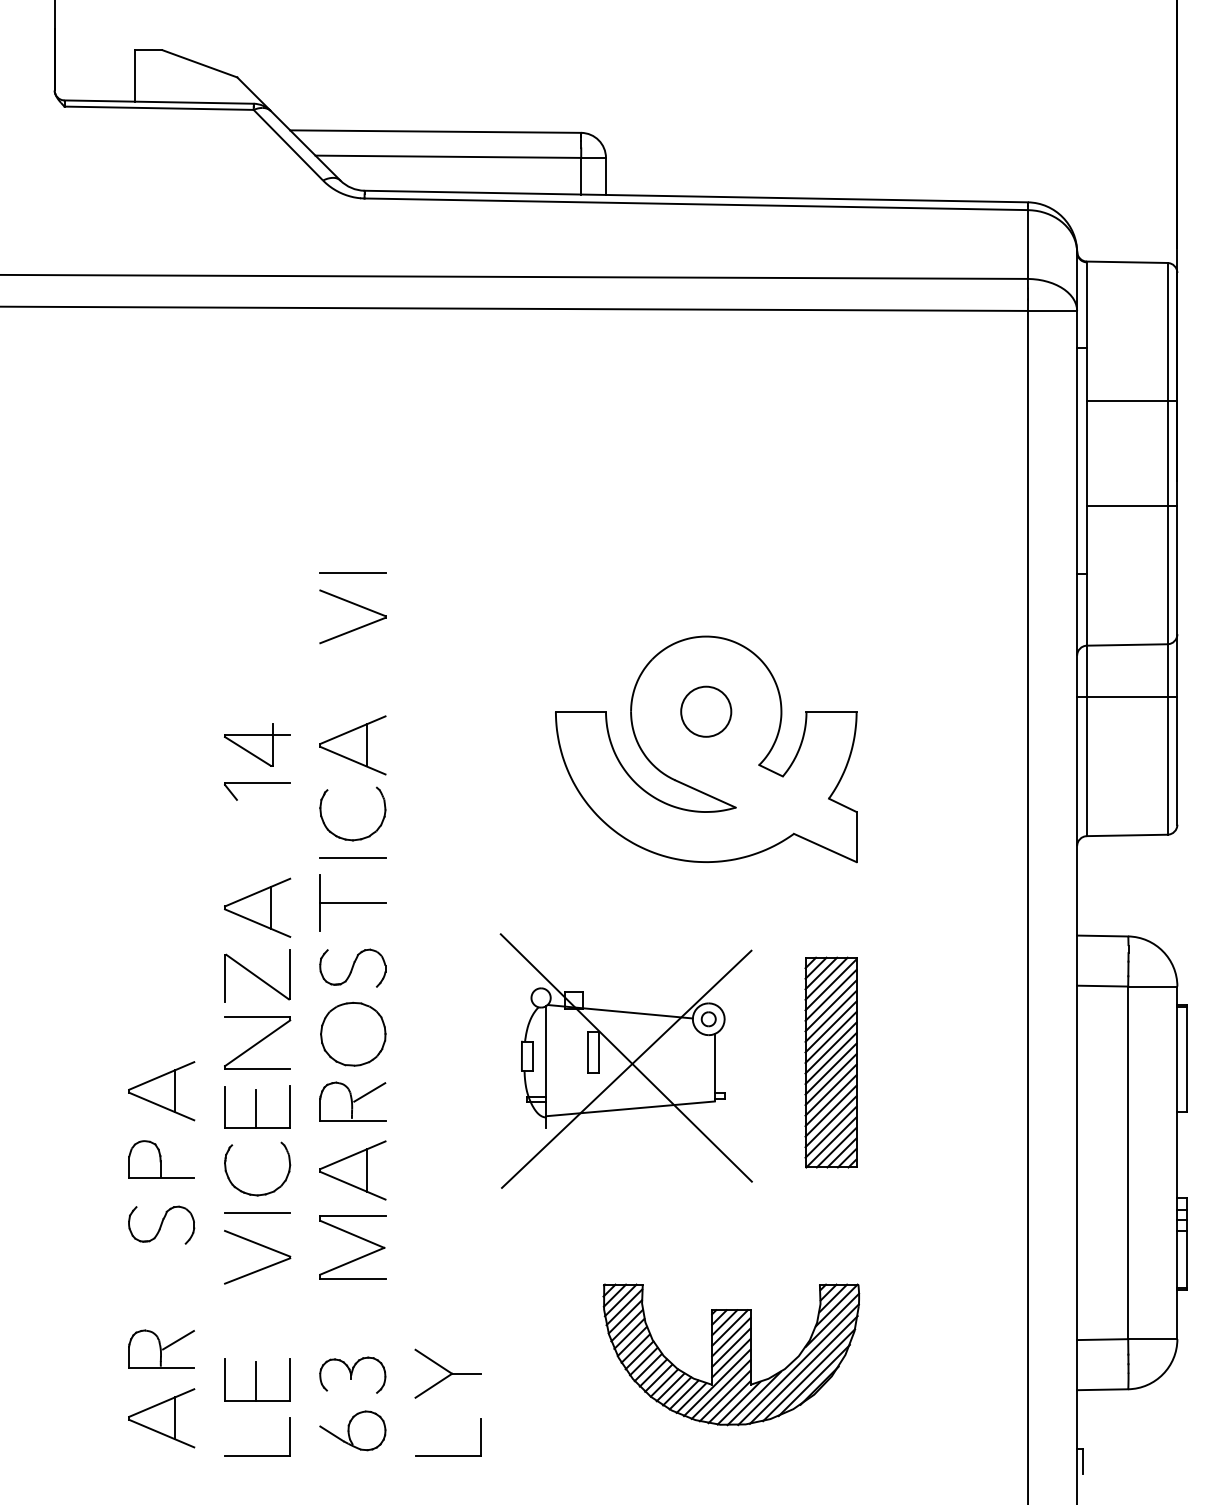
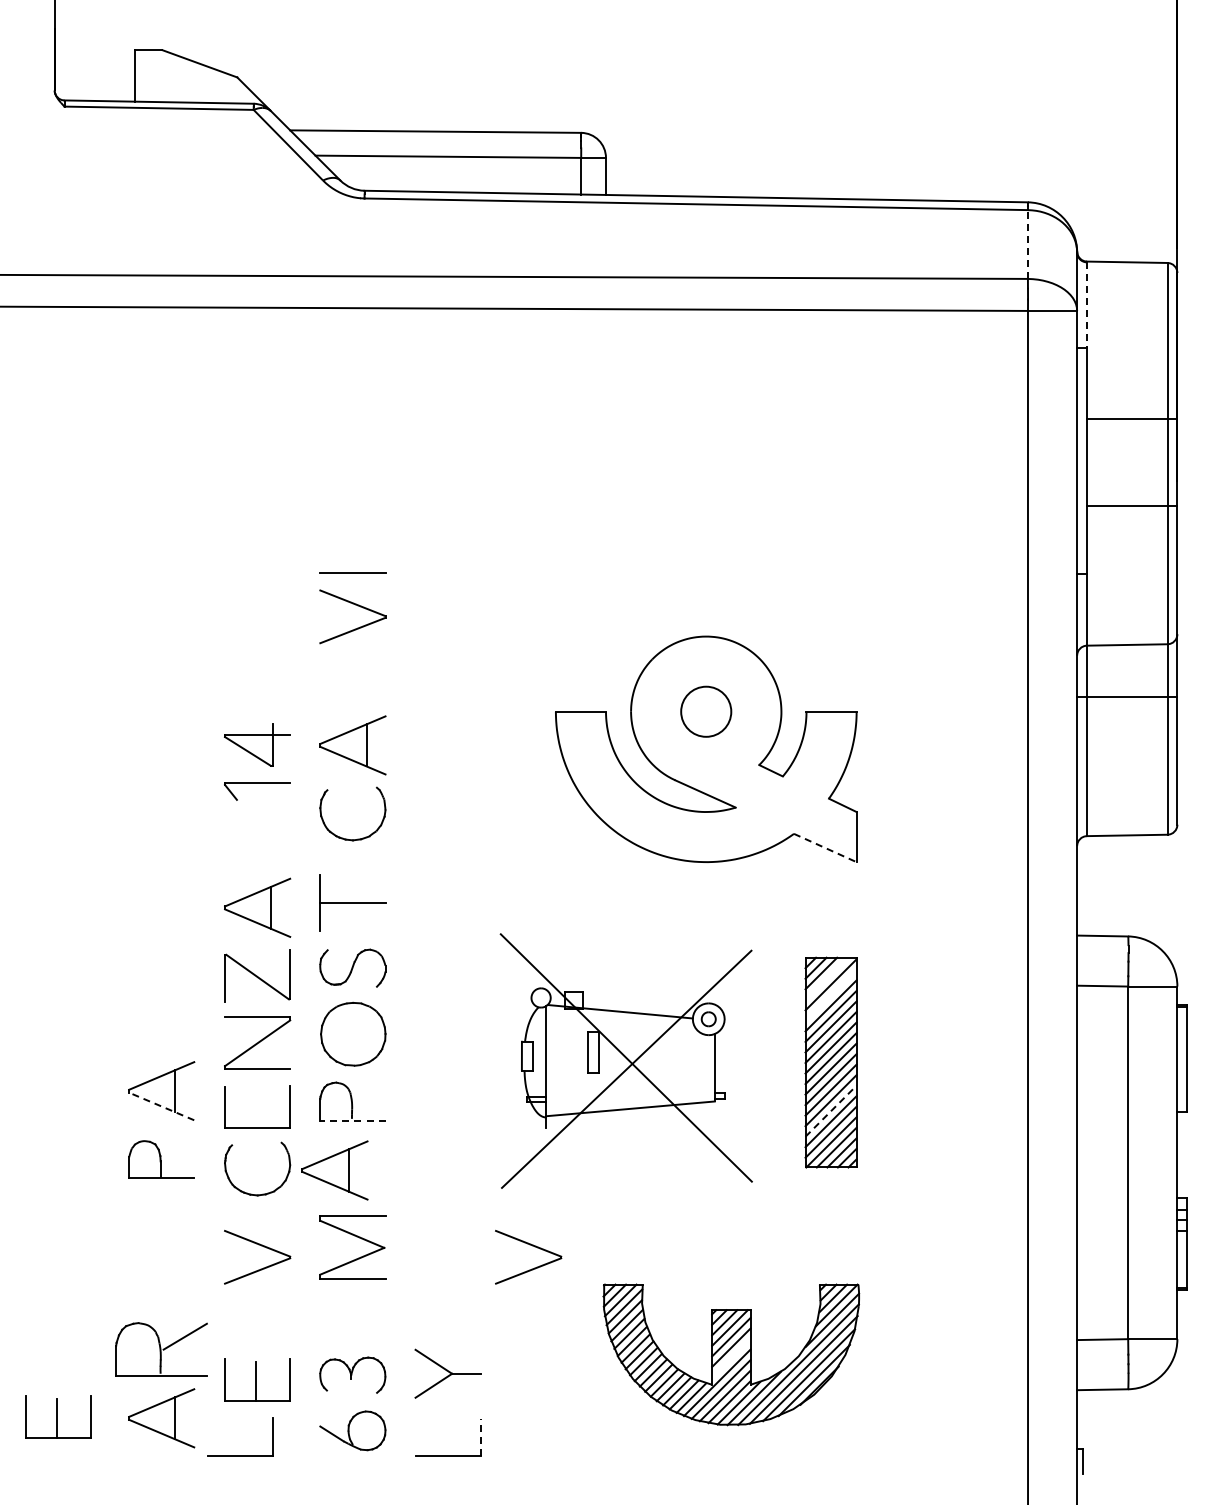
line: solid -> dashed (1027, 244)
line: solid -> dashed (1087, 305)
line position: (1132, 401) -> (1132, 419) (1132, 419)
line: solid -> dashed (825, 848)
line: present -> none (352, 858)
line: present -> none (826, 978)
line: present -> none (830, 994)
line: present -> none (369, 1092)
line: solid -> dashed (161, 1106)
line: present -> none (255, 1108)
line: solid -> dashed (831, 1110)
line: solid -> dashed (352, 1120)
part position: (352, 1170) -> (334, 1170) (334, 1170)
line: present -> none (257, 1213)
part: present -> none (161, 1224)
part: none -> present (531, 1268)
part size: 67x40 px -> 93x55 px (161, 1349)
line: present -> none (731, 1358)
part: none -> present (58, 1416)
line: solid -> dashed (480, 1437)
part position: (257, 1455) -> (240, 1455) (240, 1455)
